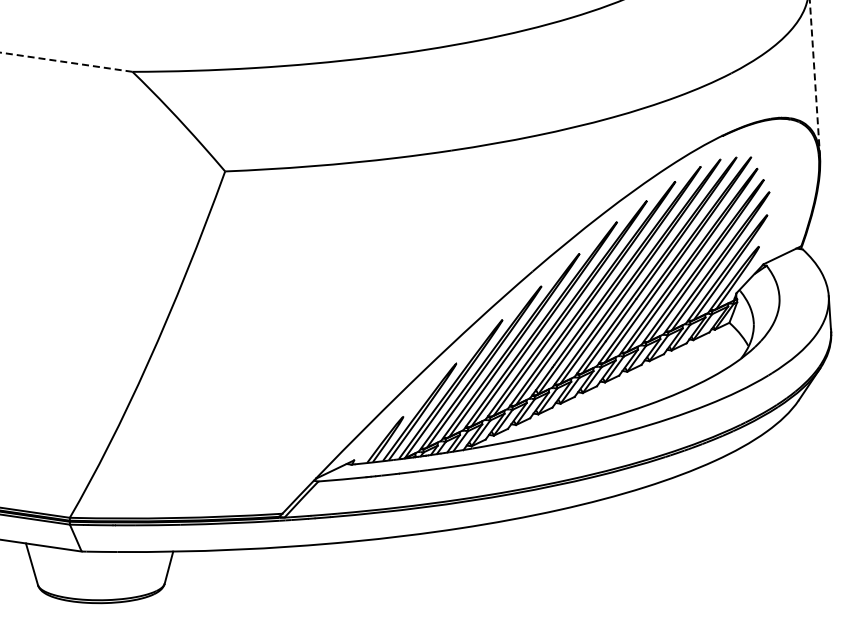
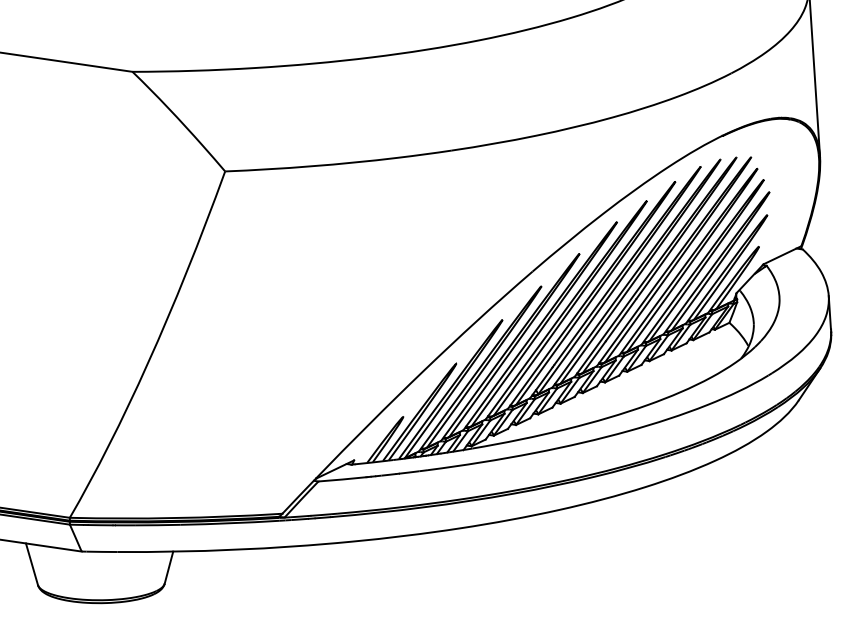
line: dashed -> solid (66, 62)
line: dashed -> solid (814, 79)
